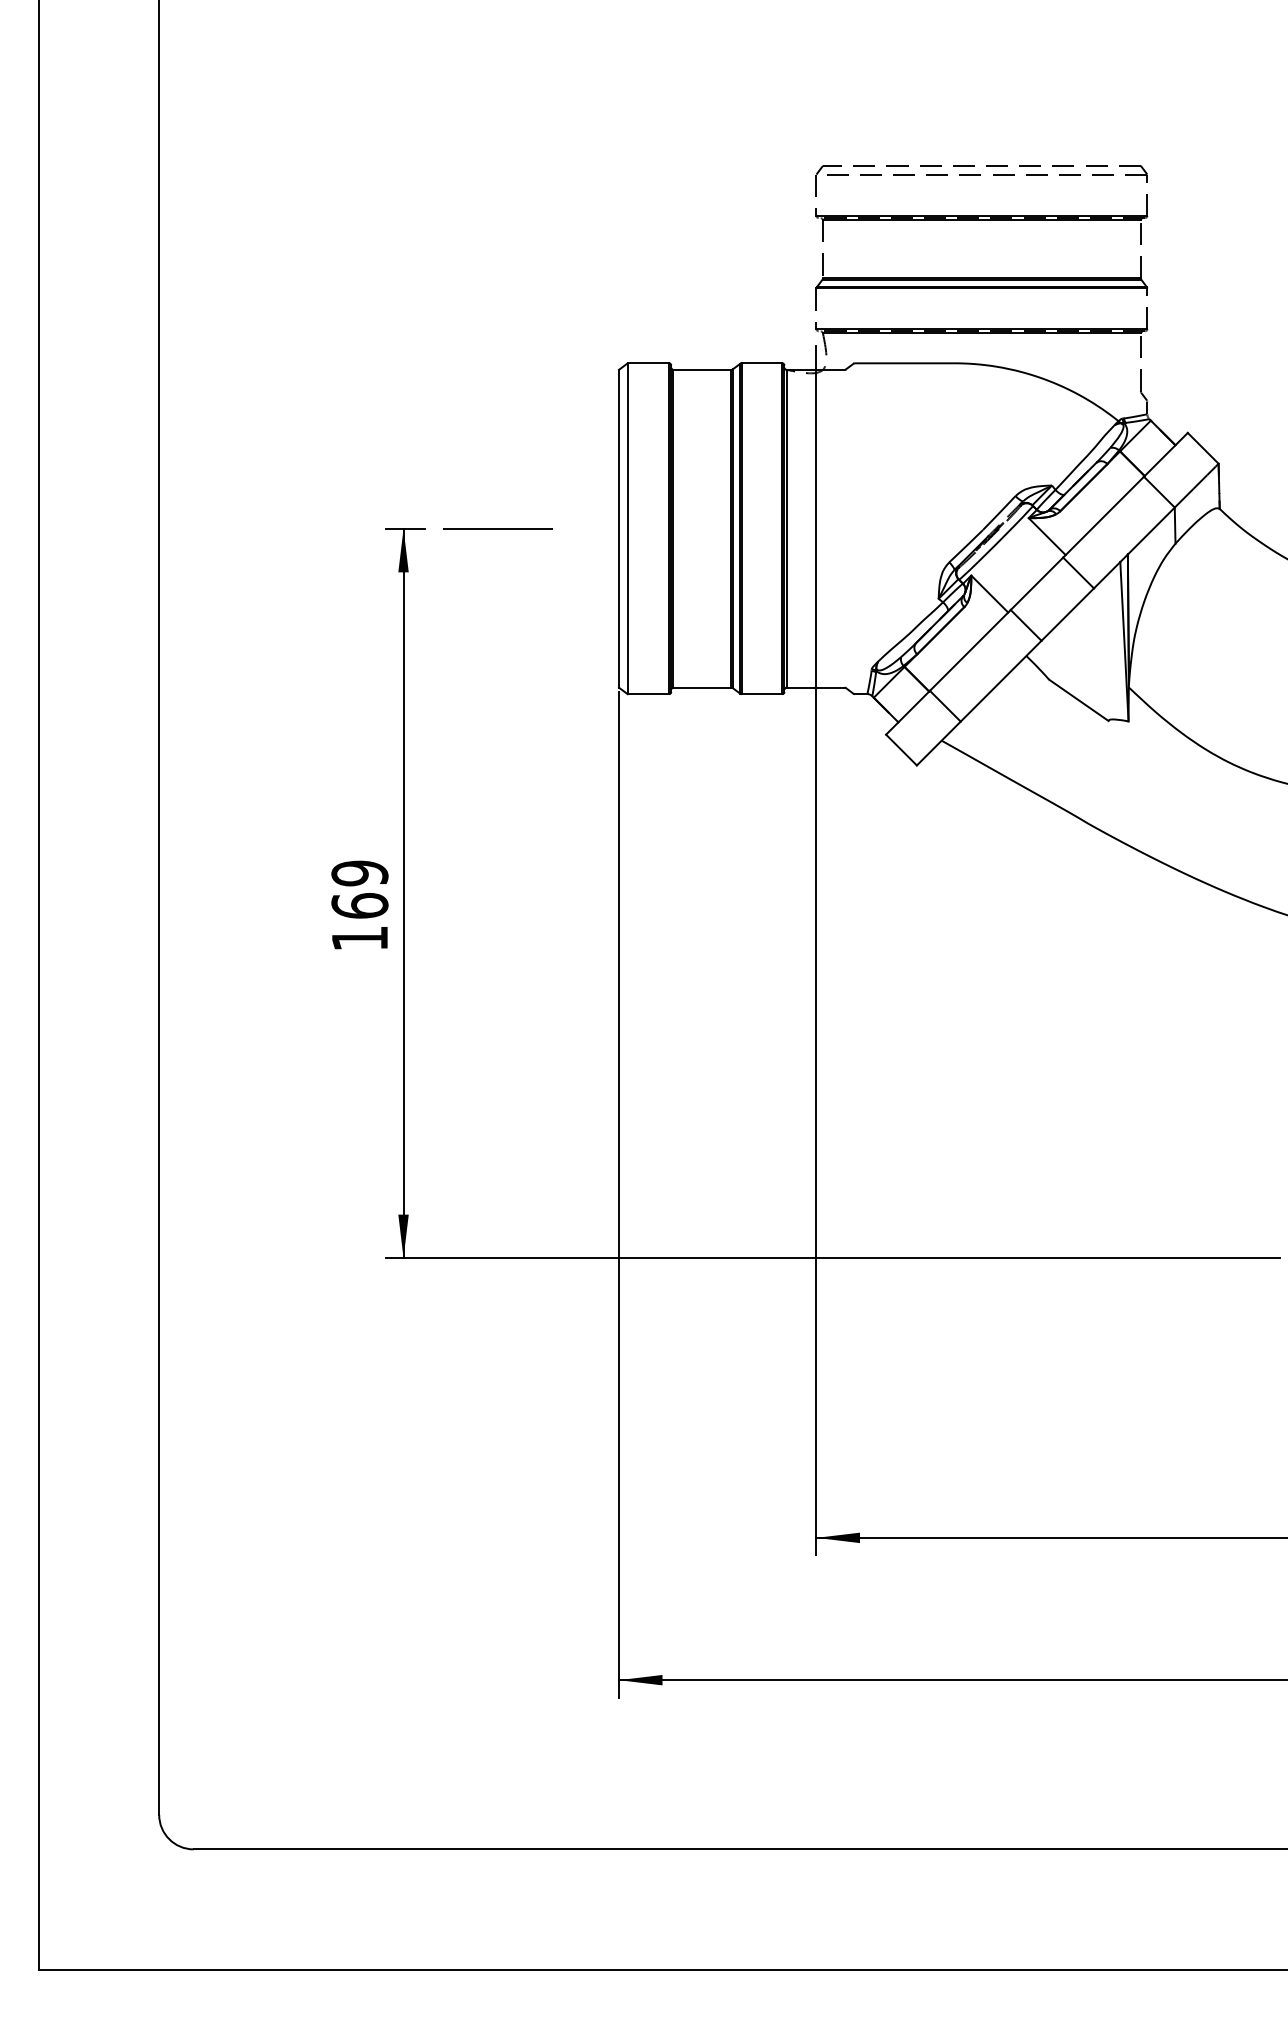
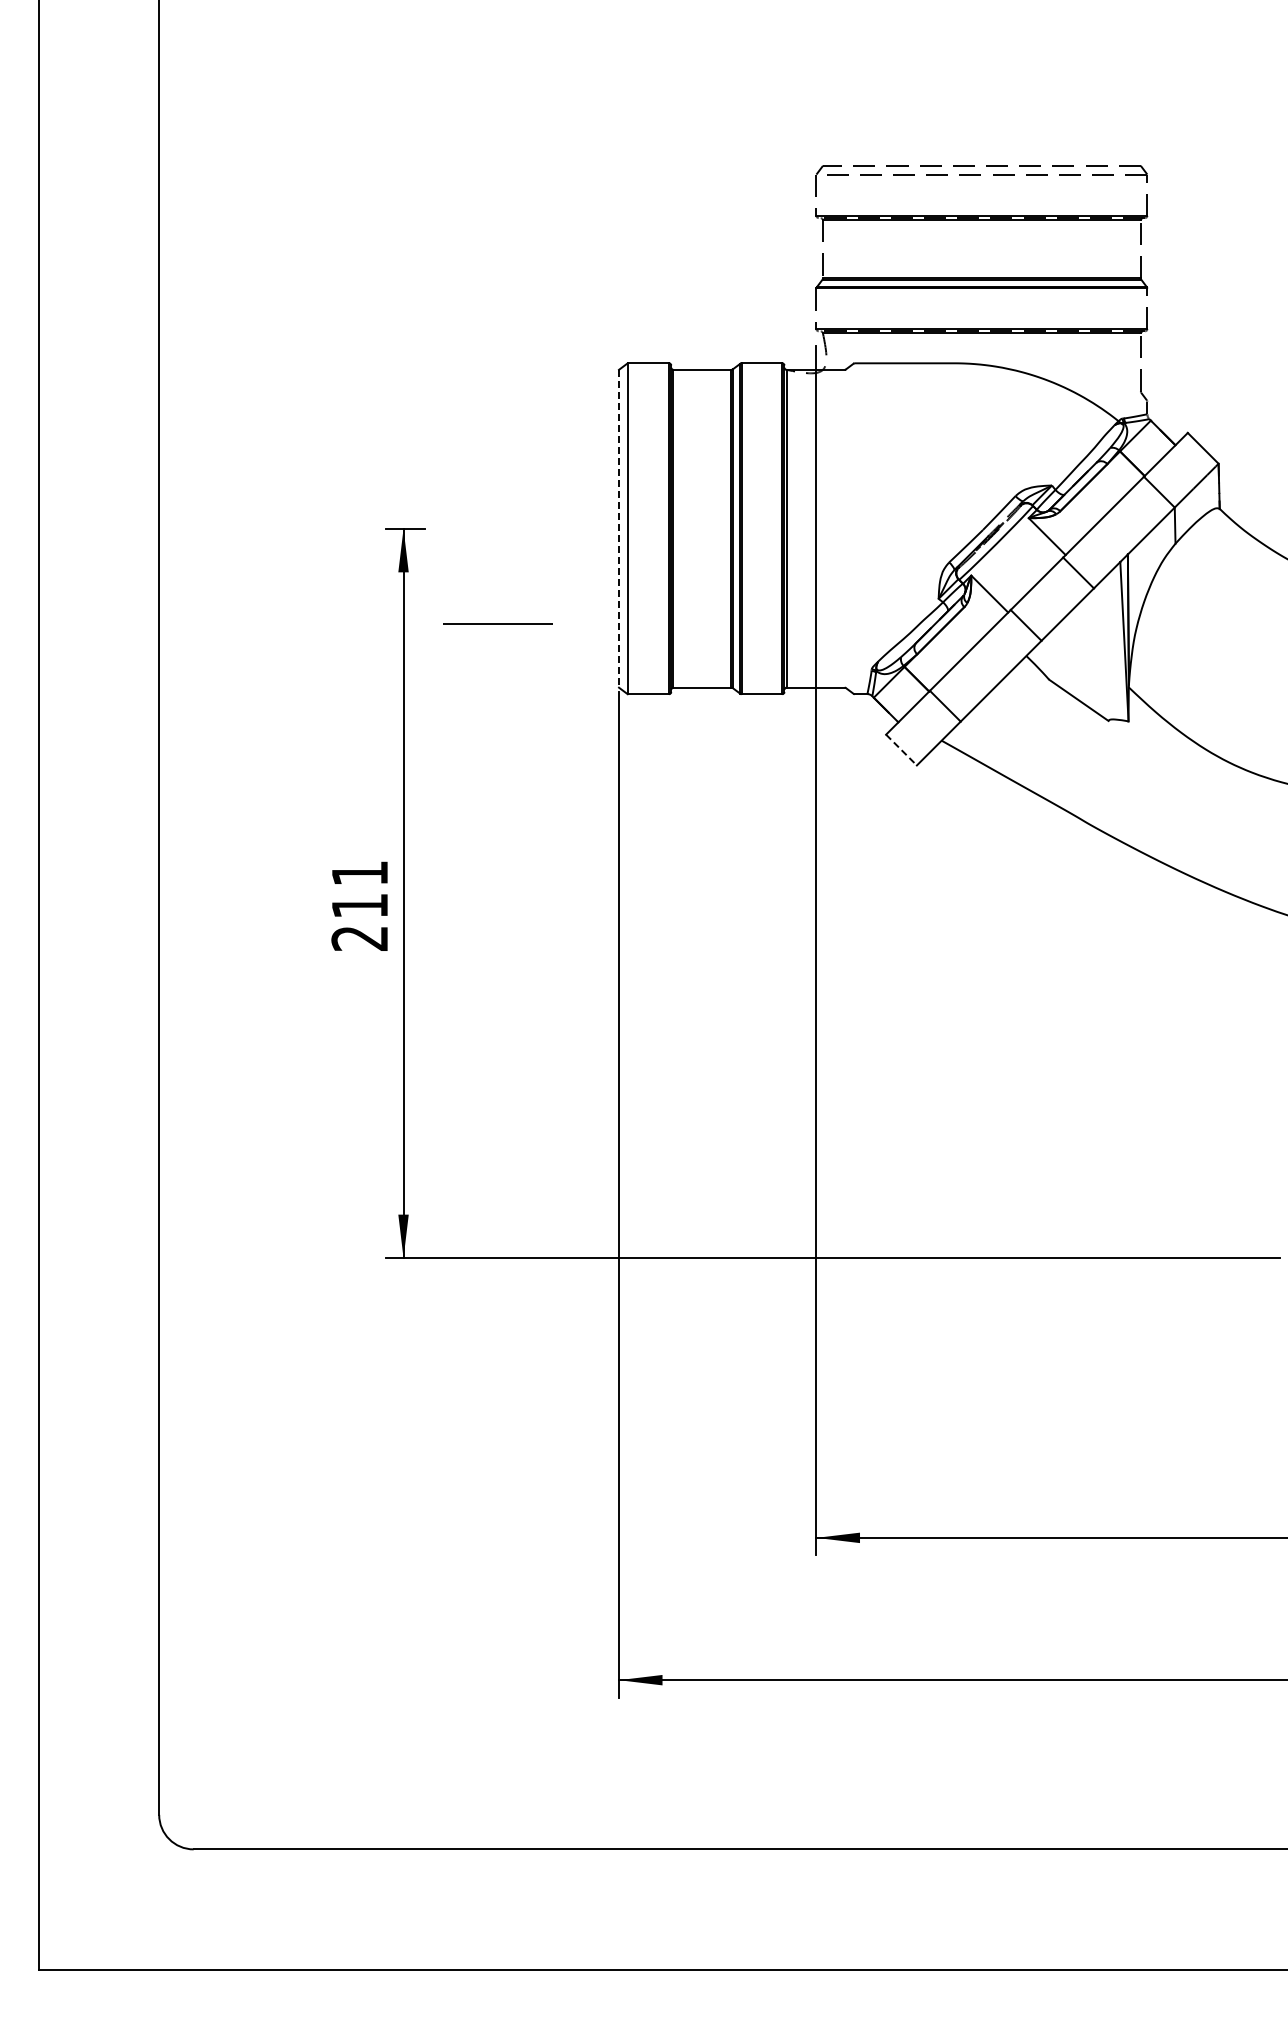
line position: (497, 528) -> (497, 623) (497, 623)
line: solid -> dashed (619, 528)
line: solid -> dashed (901, 750)
text: 169 -> 211 (359, 905)
